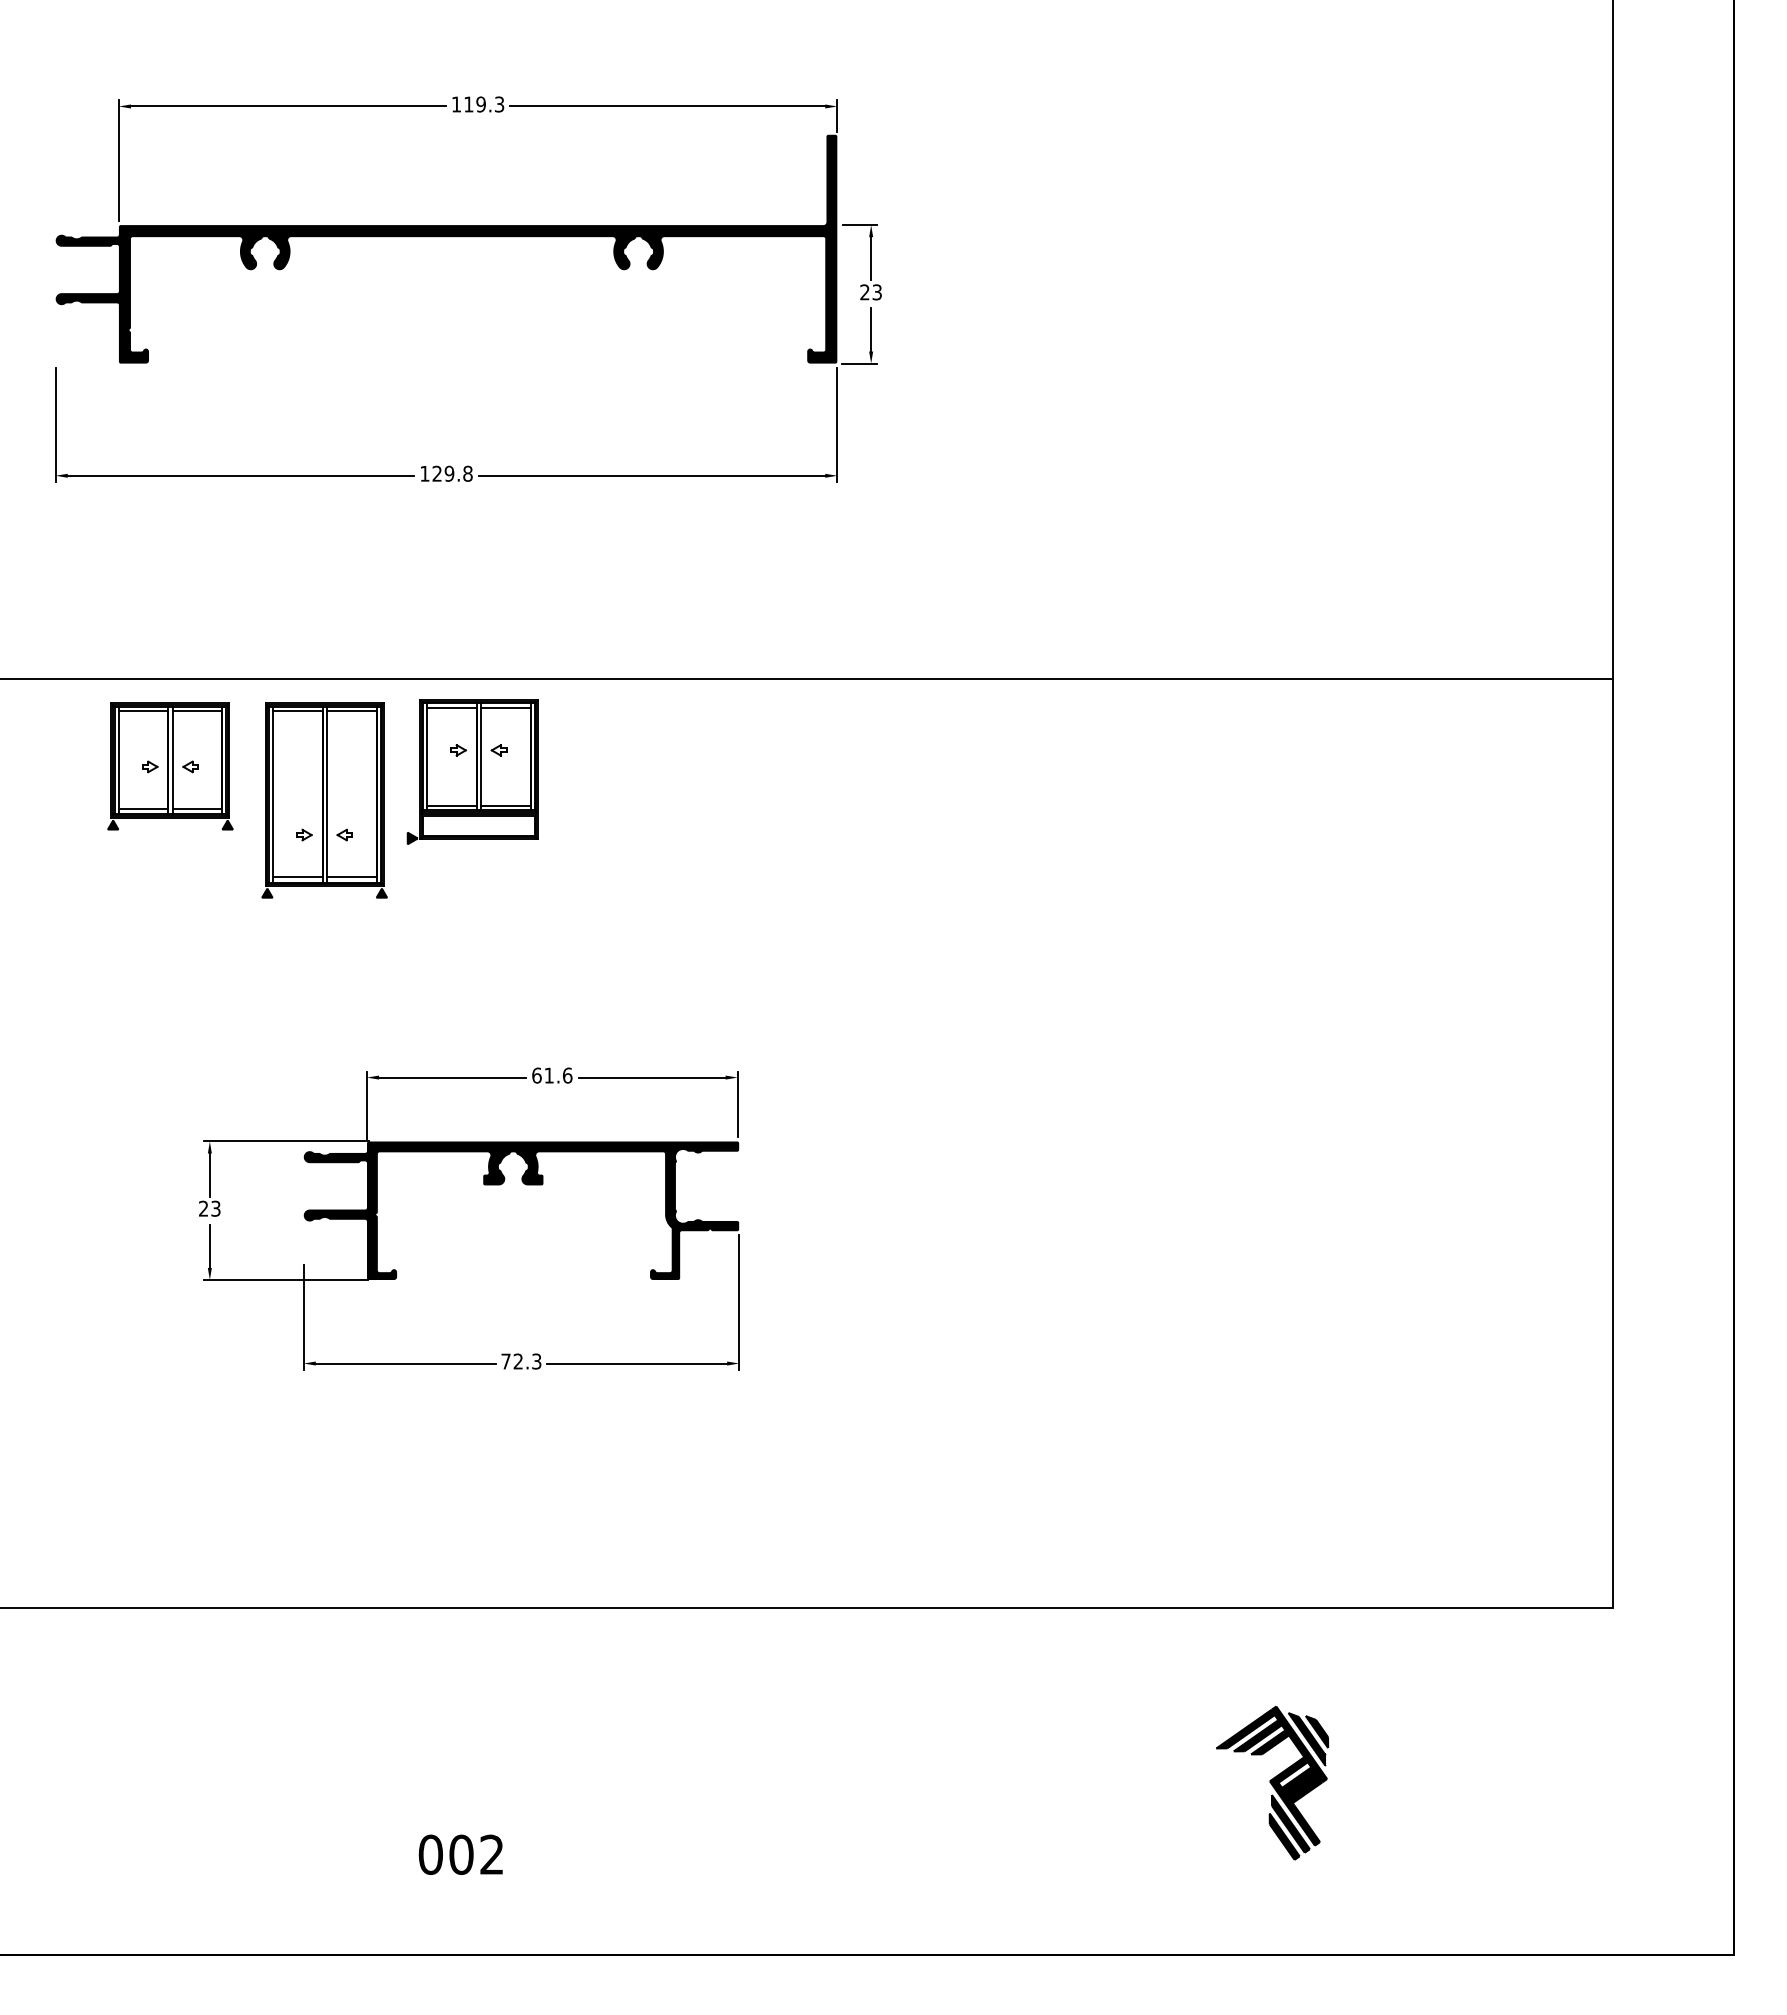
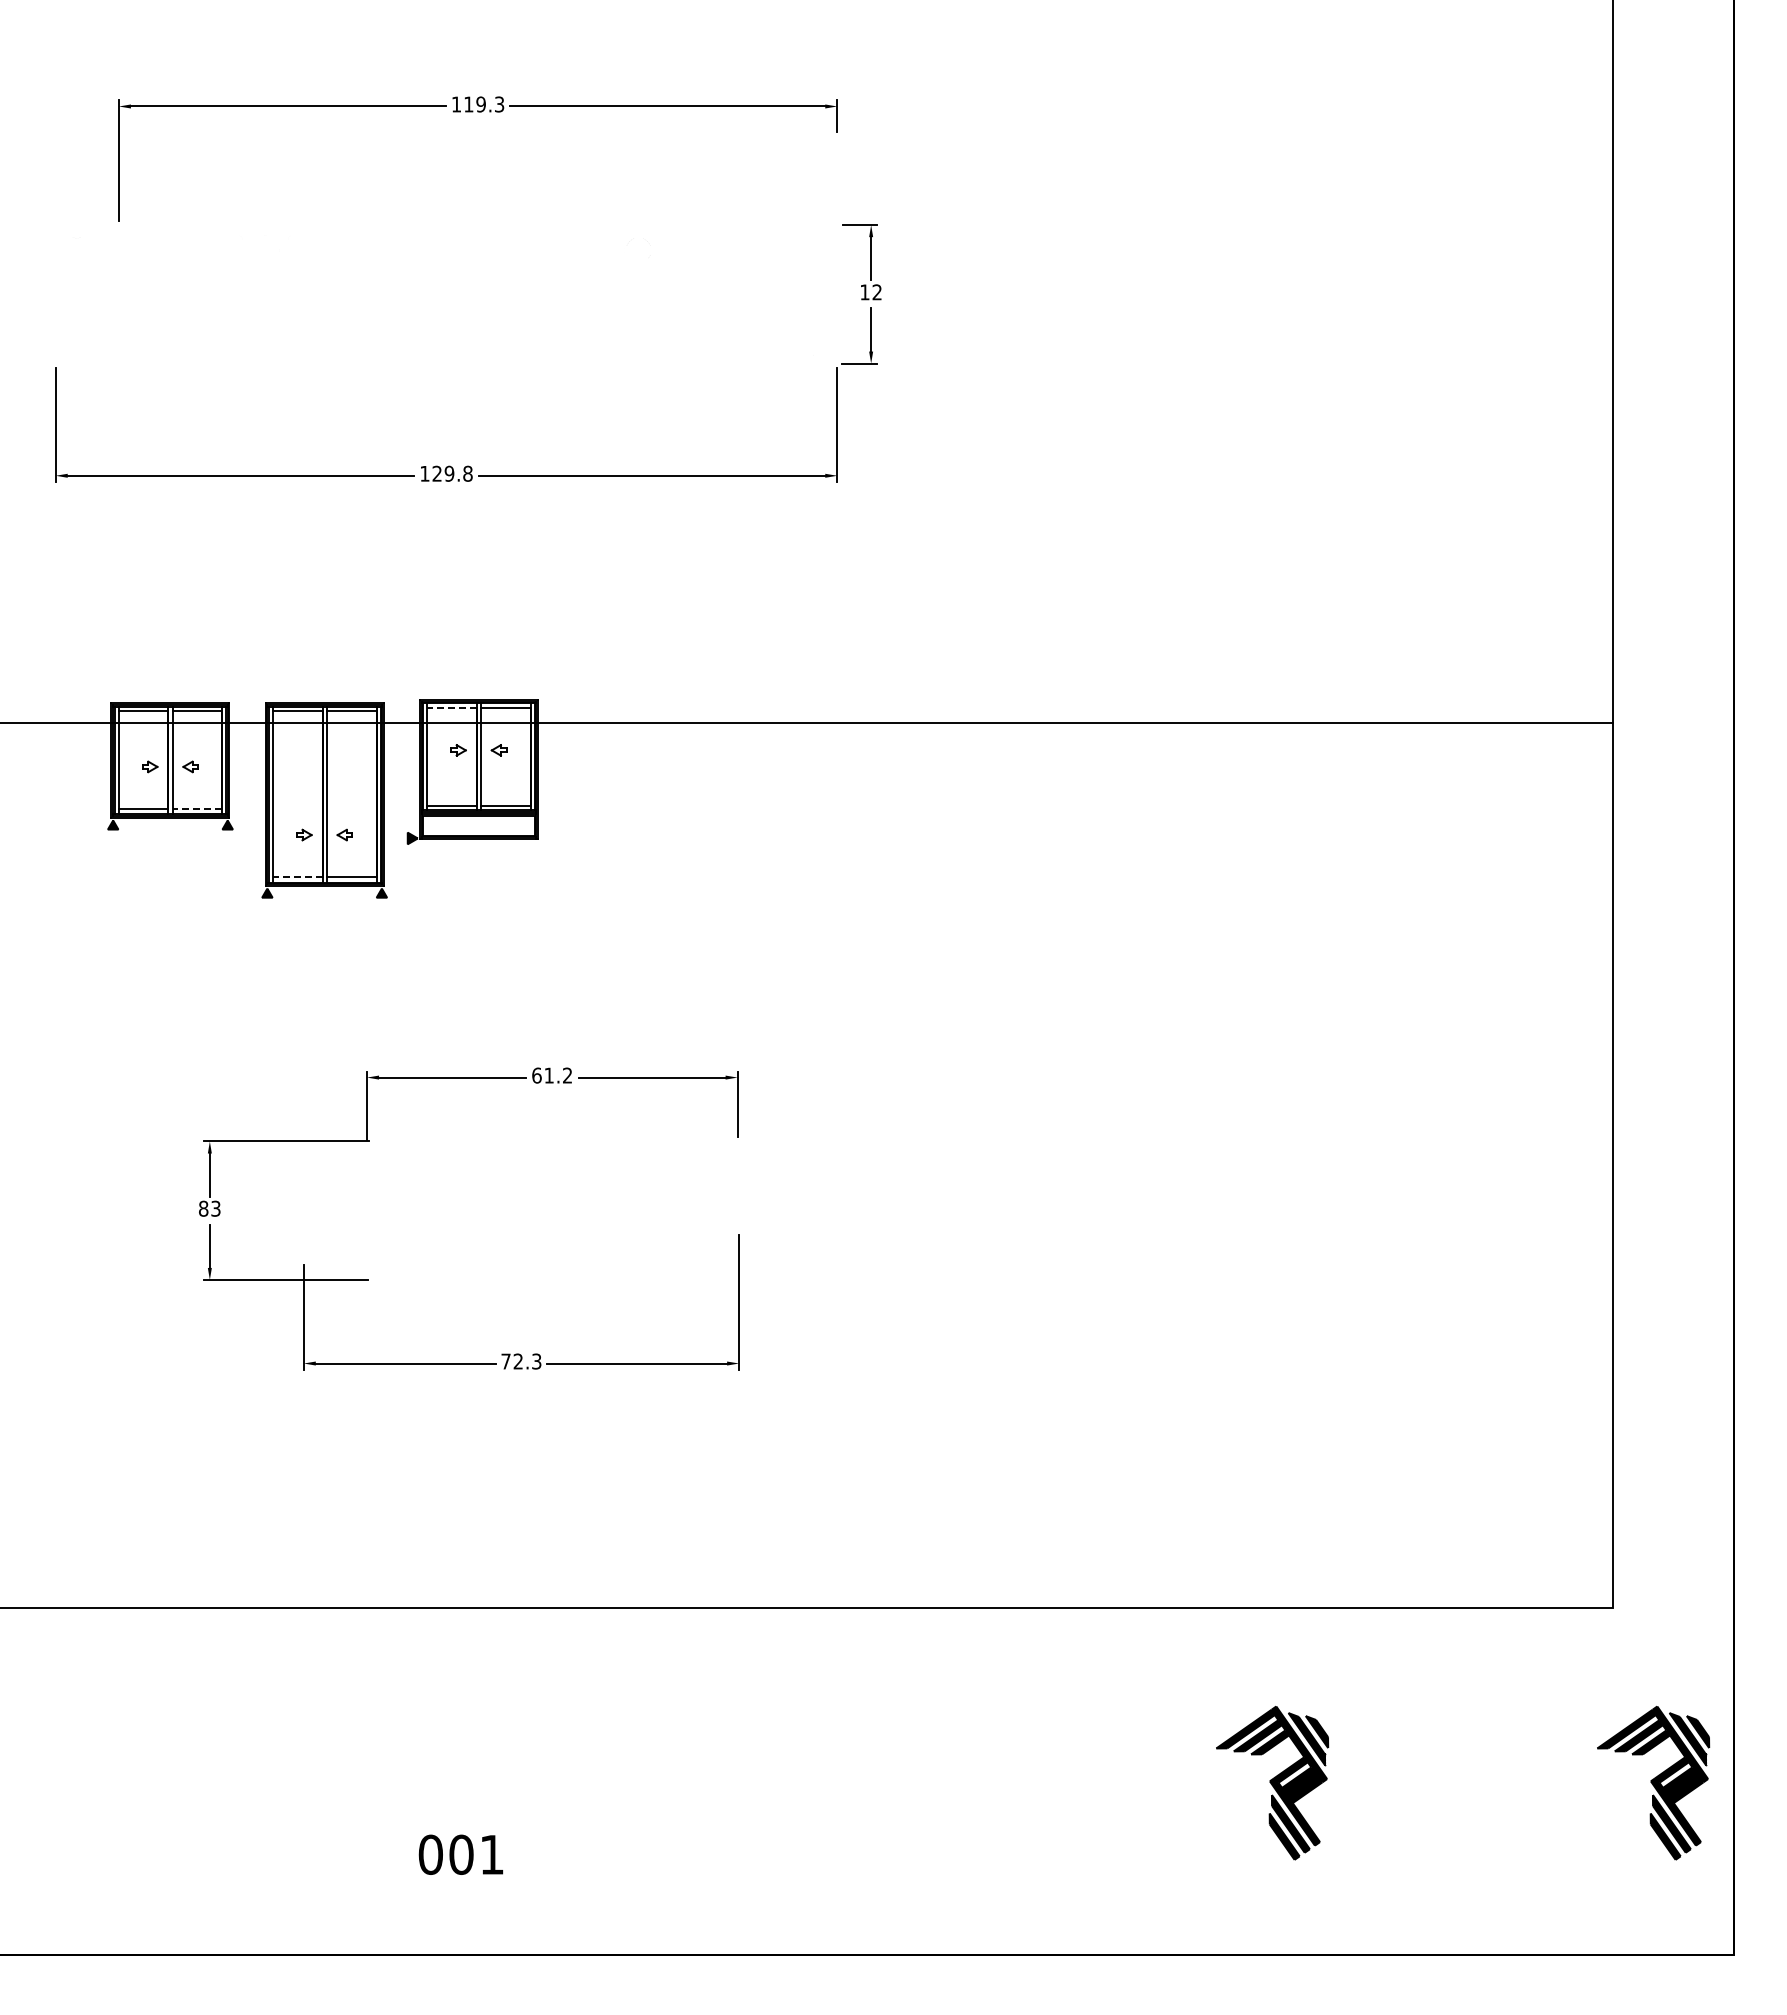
fill: present -> none (446, 248)
text: 23 -> 12 (870, 292)
line position: (807, 678) -> (807, 722) (807, 722)
line: solid -> dashed (452, 708)
line: solid -> dashed (197, 809)
line: solid -> dashed (297, 877)
text: 61.6 -> 61.2 (567, 1075)
text: 23 -> 83 (203, 1208)
fill: present -> none (521, 1210)
part: none -> present (1653, 1783)
text: 002 -> 001 (491, 1854)
